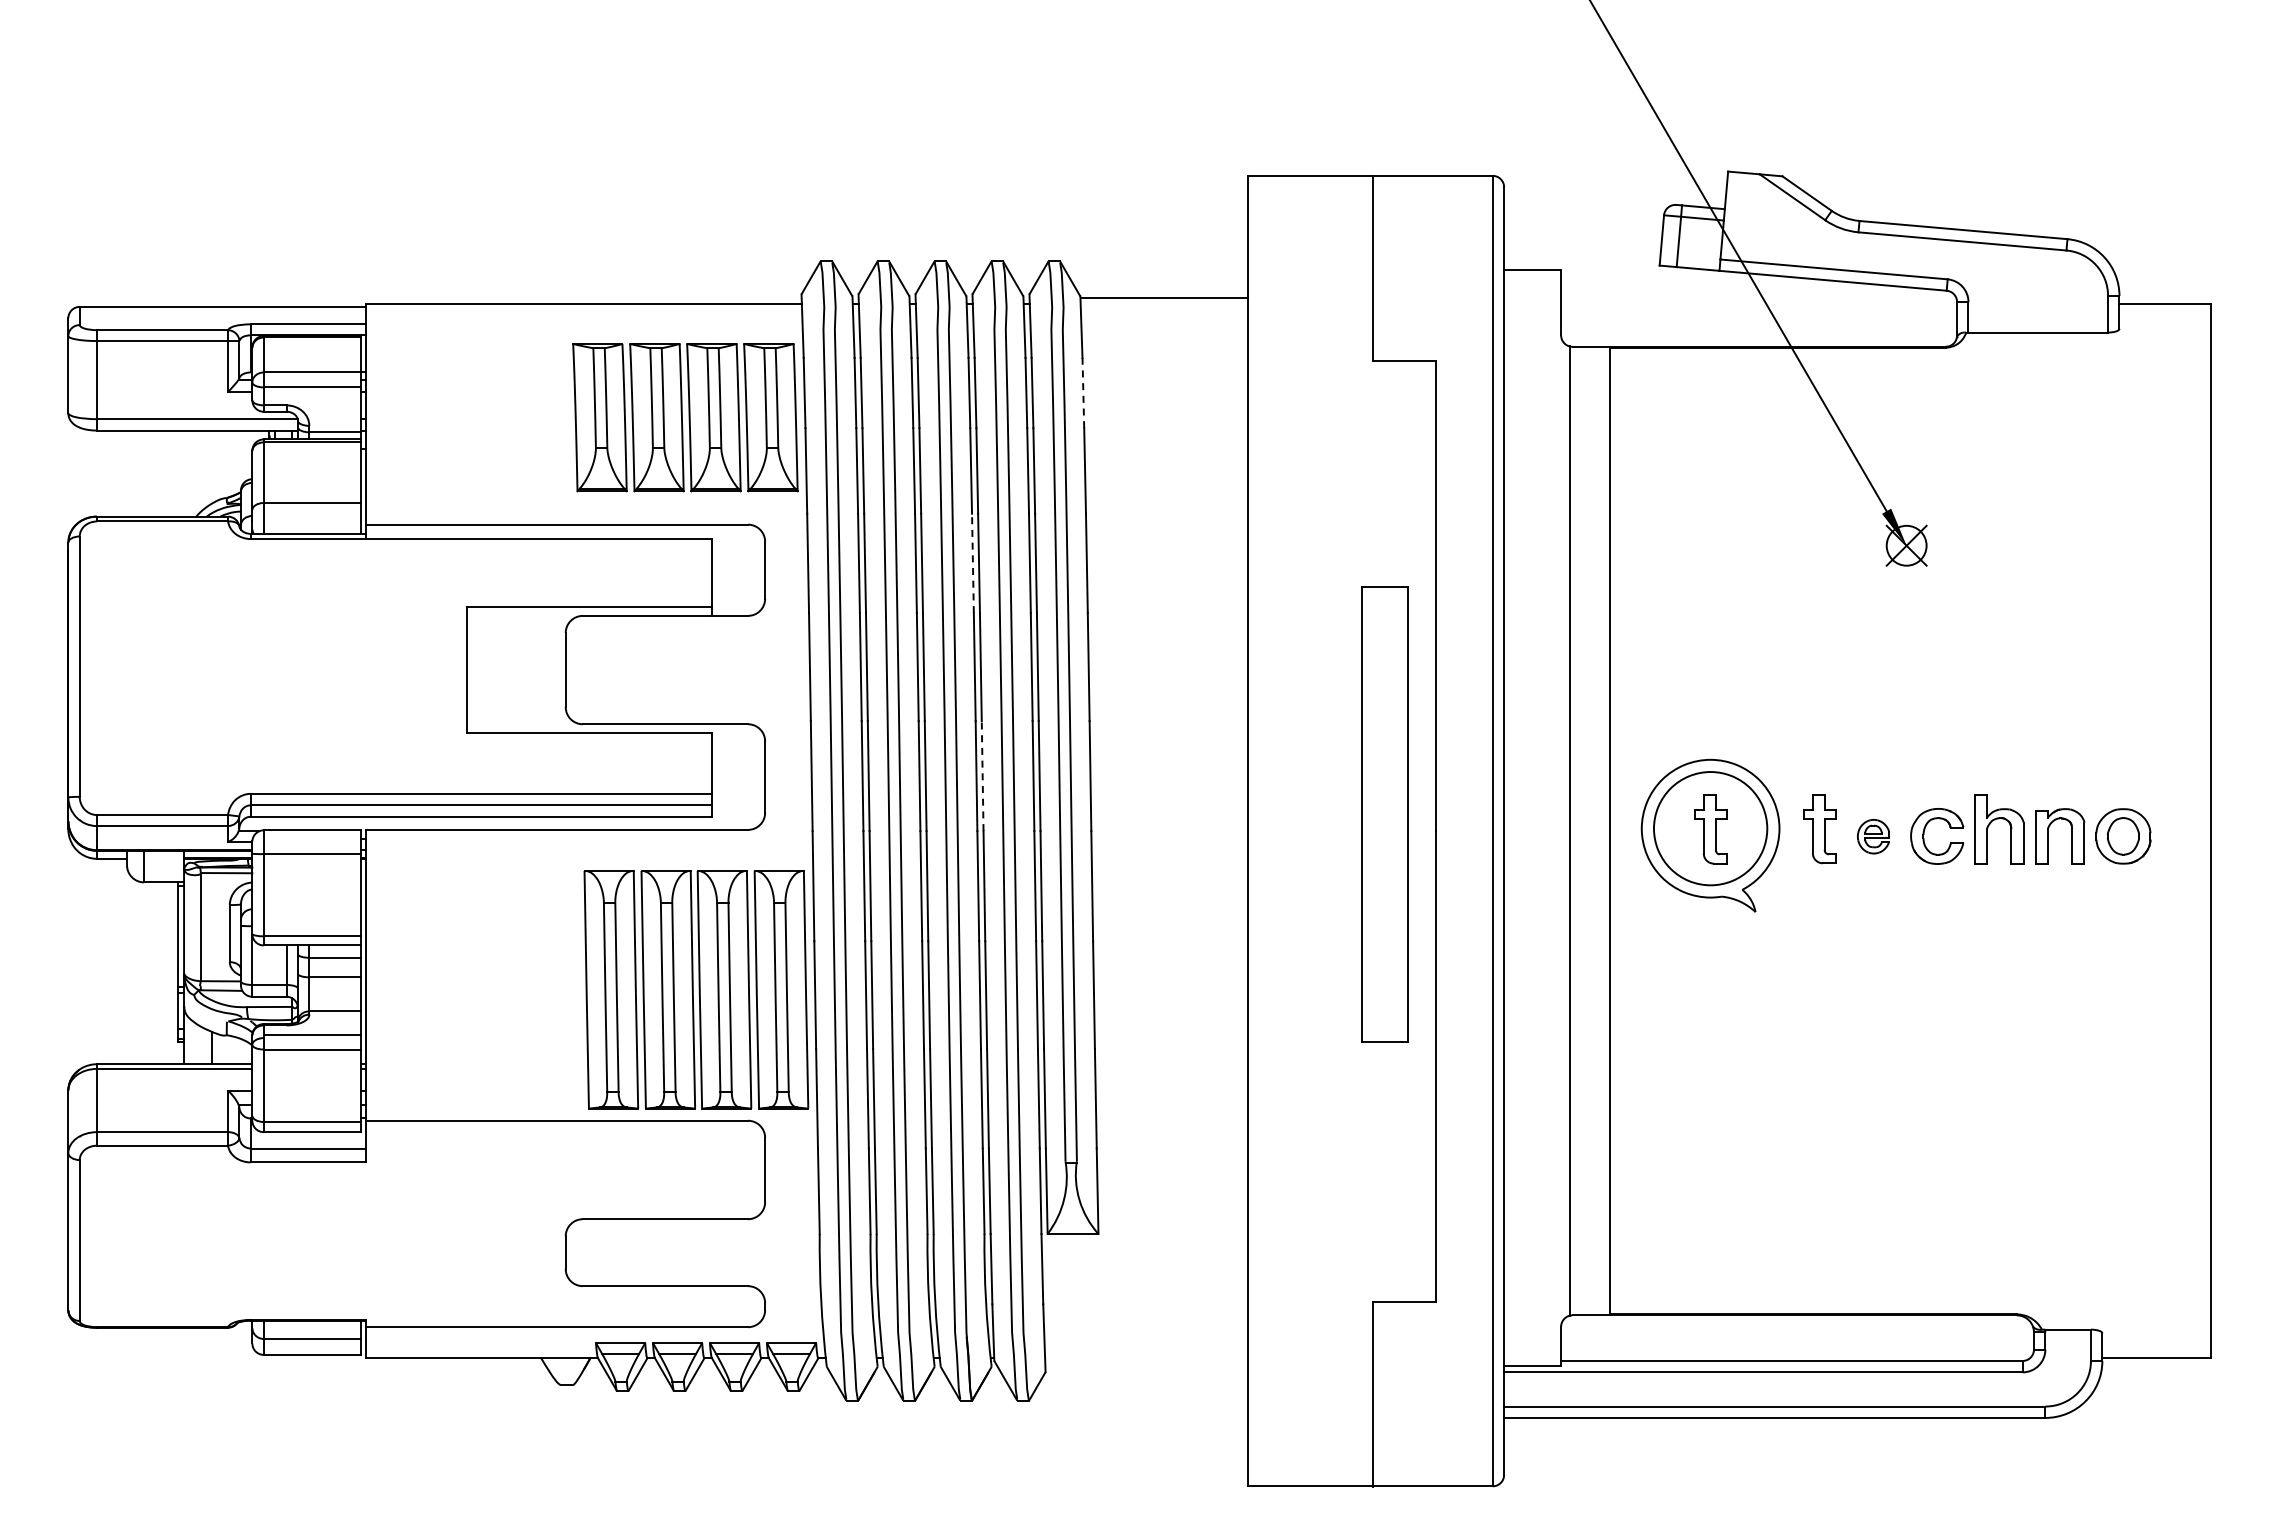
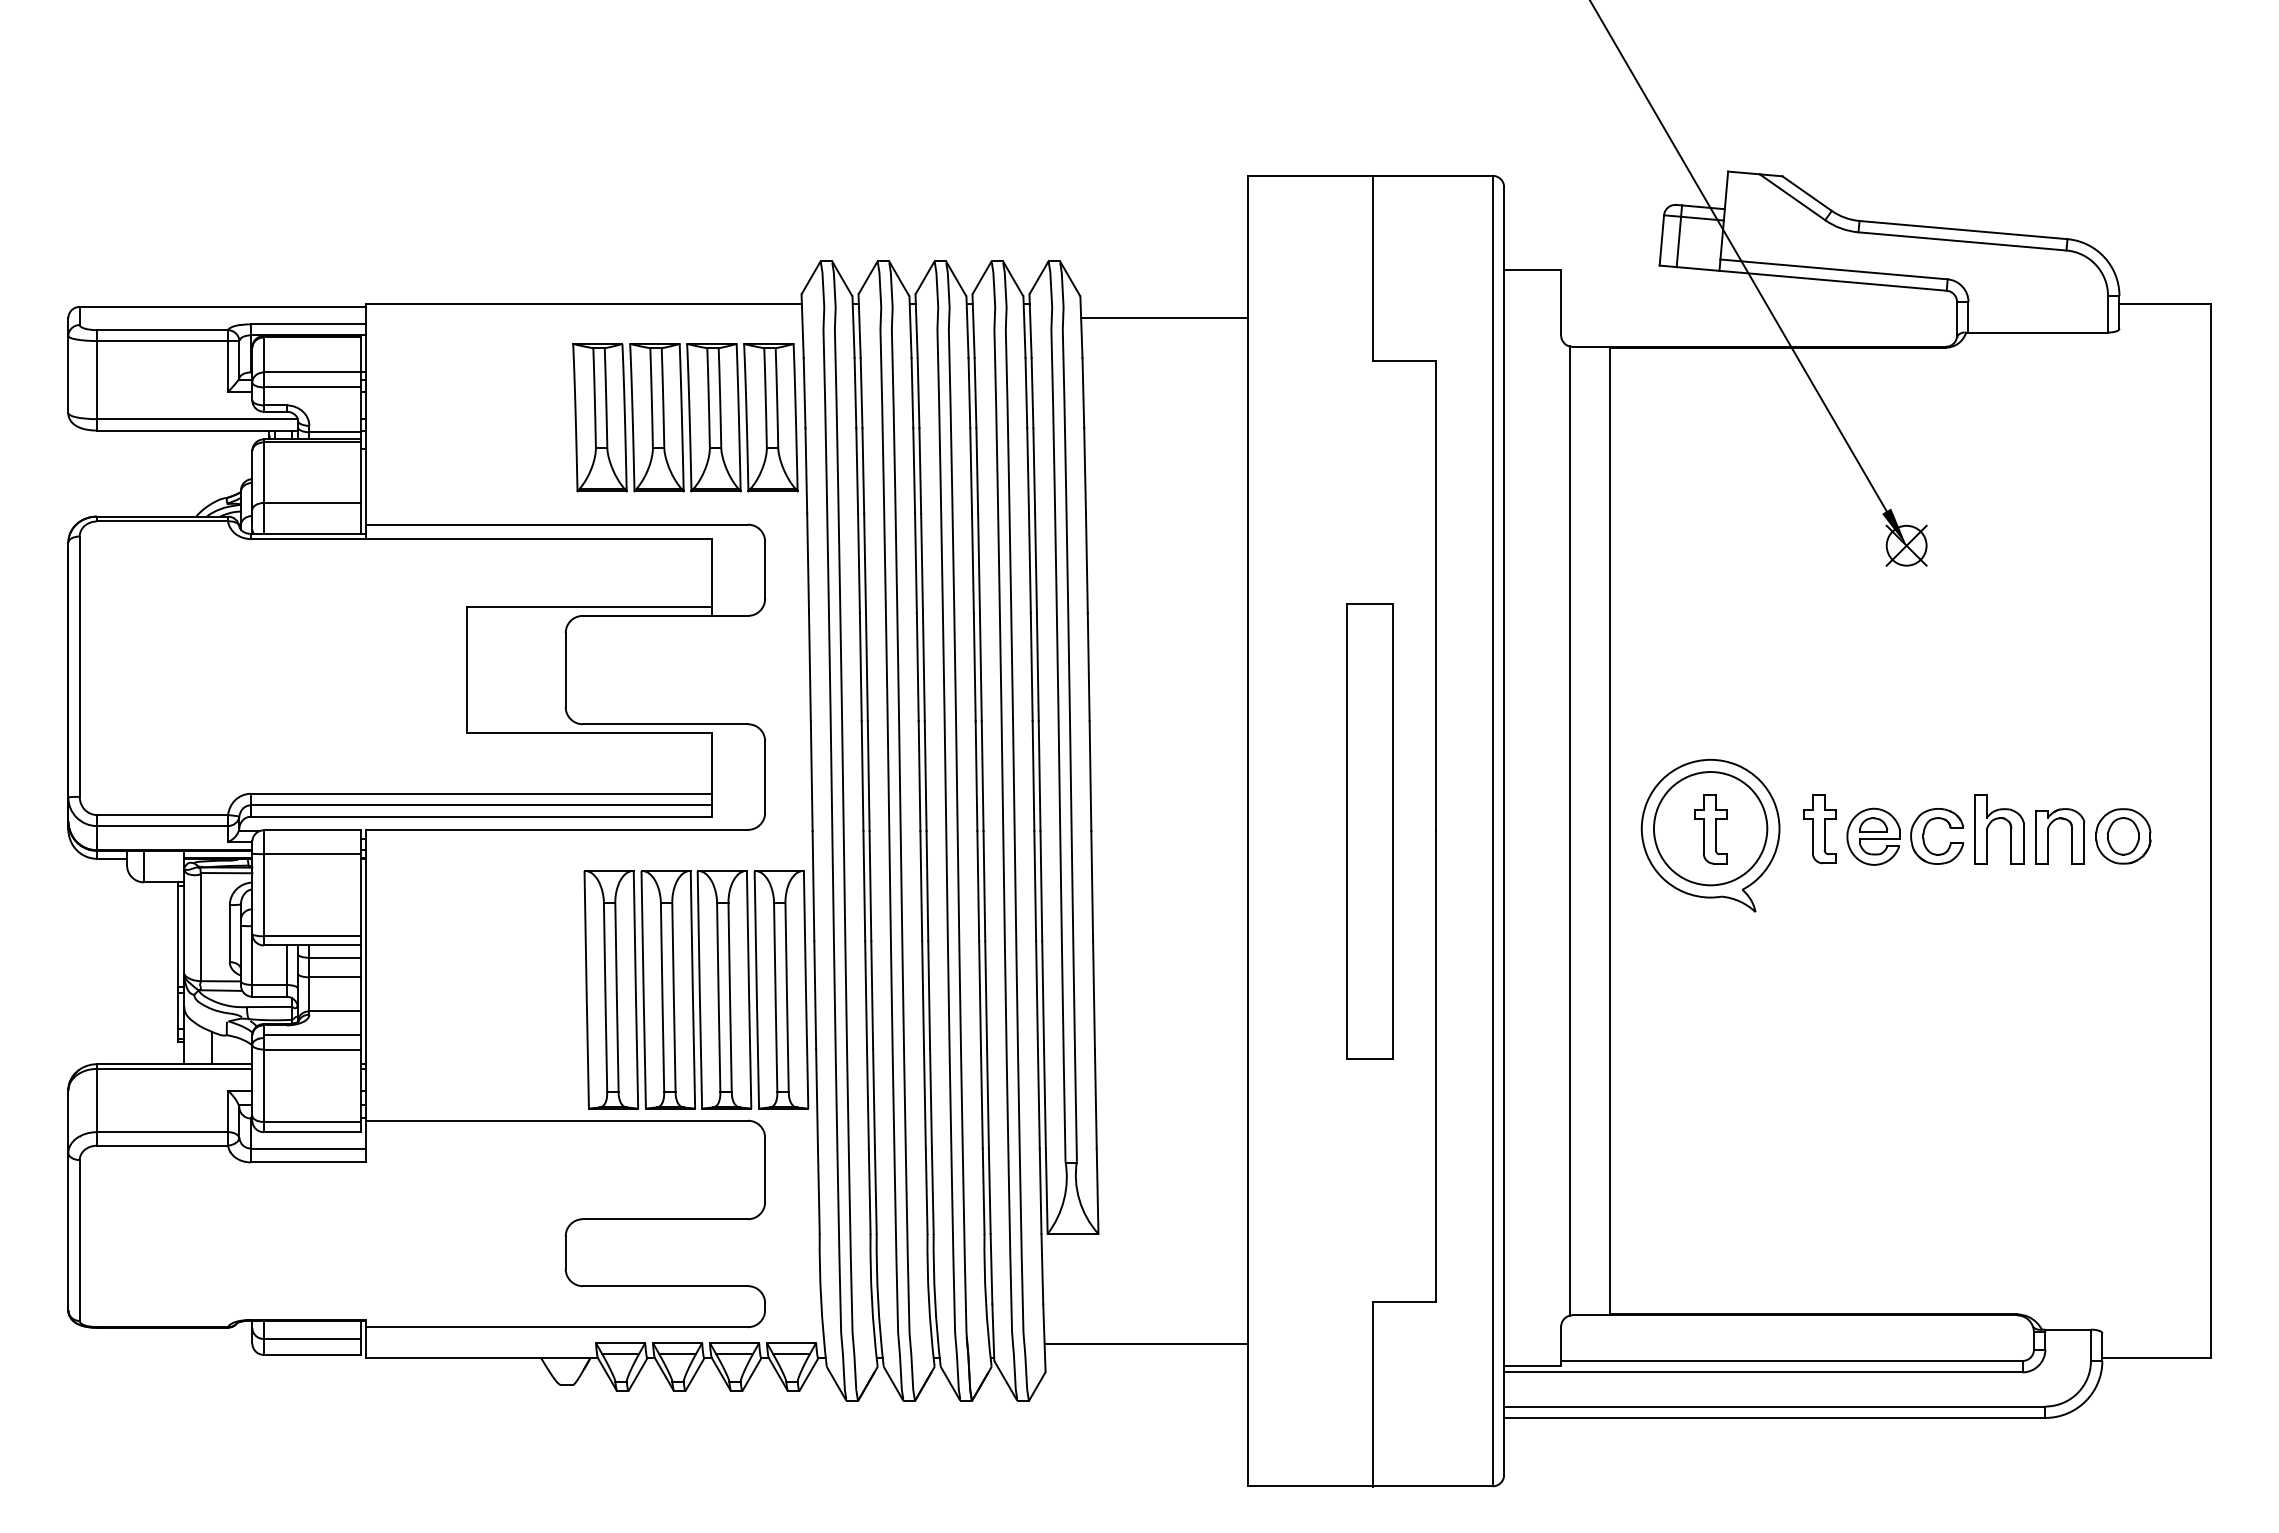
line position: (1164, 298) -> (1164, 318) (1164, 318)
line: dashed -> solid (1083, 392)
line: dashed -> solid (972, 563)
line: dashed -> solid (982, 775)
part position: (1384, 814) -> (1369, 831) (1369, 831)
part size: 33x36 px -> 55x59 px (1873, 836)
line: none -> present (1145, 1343)
